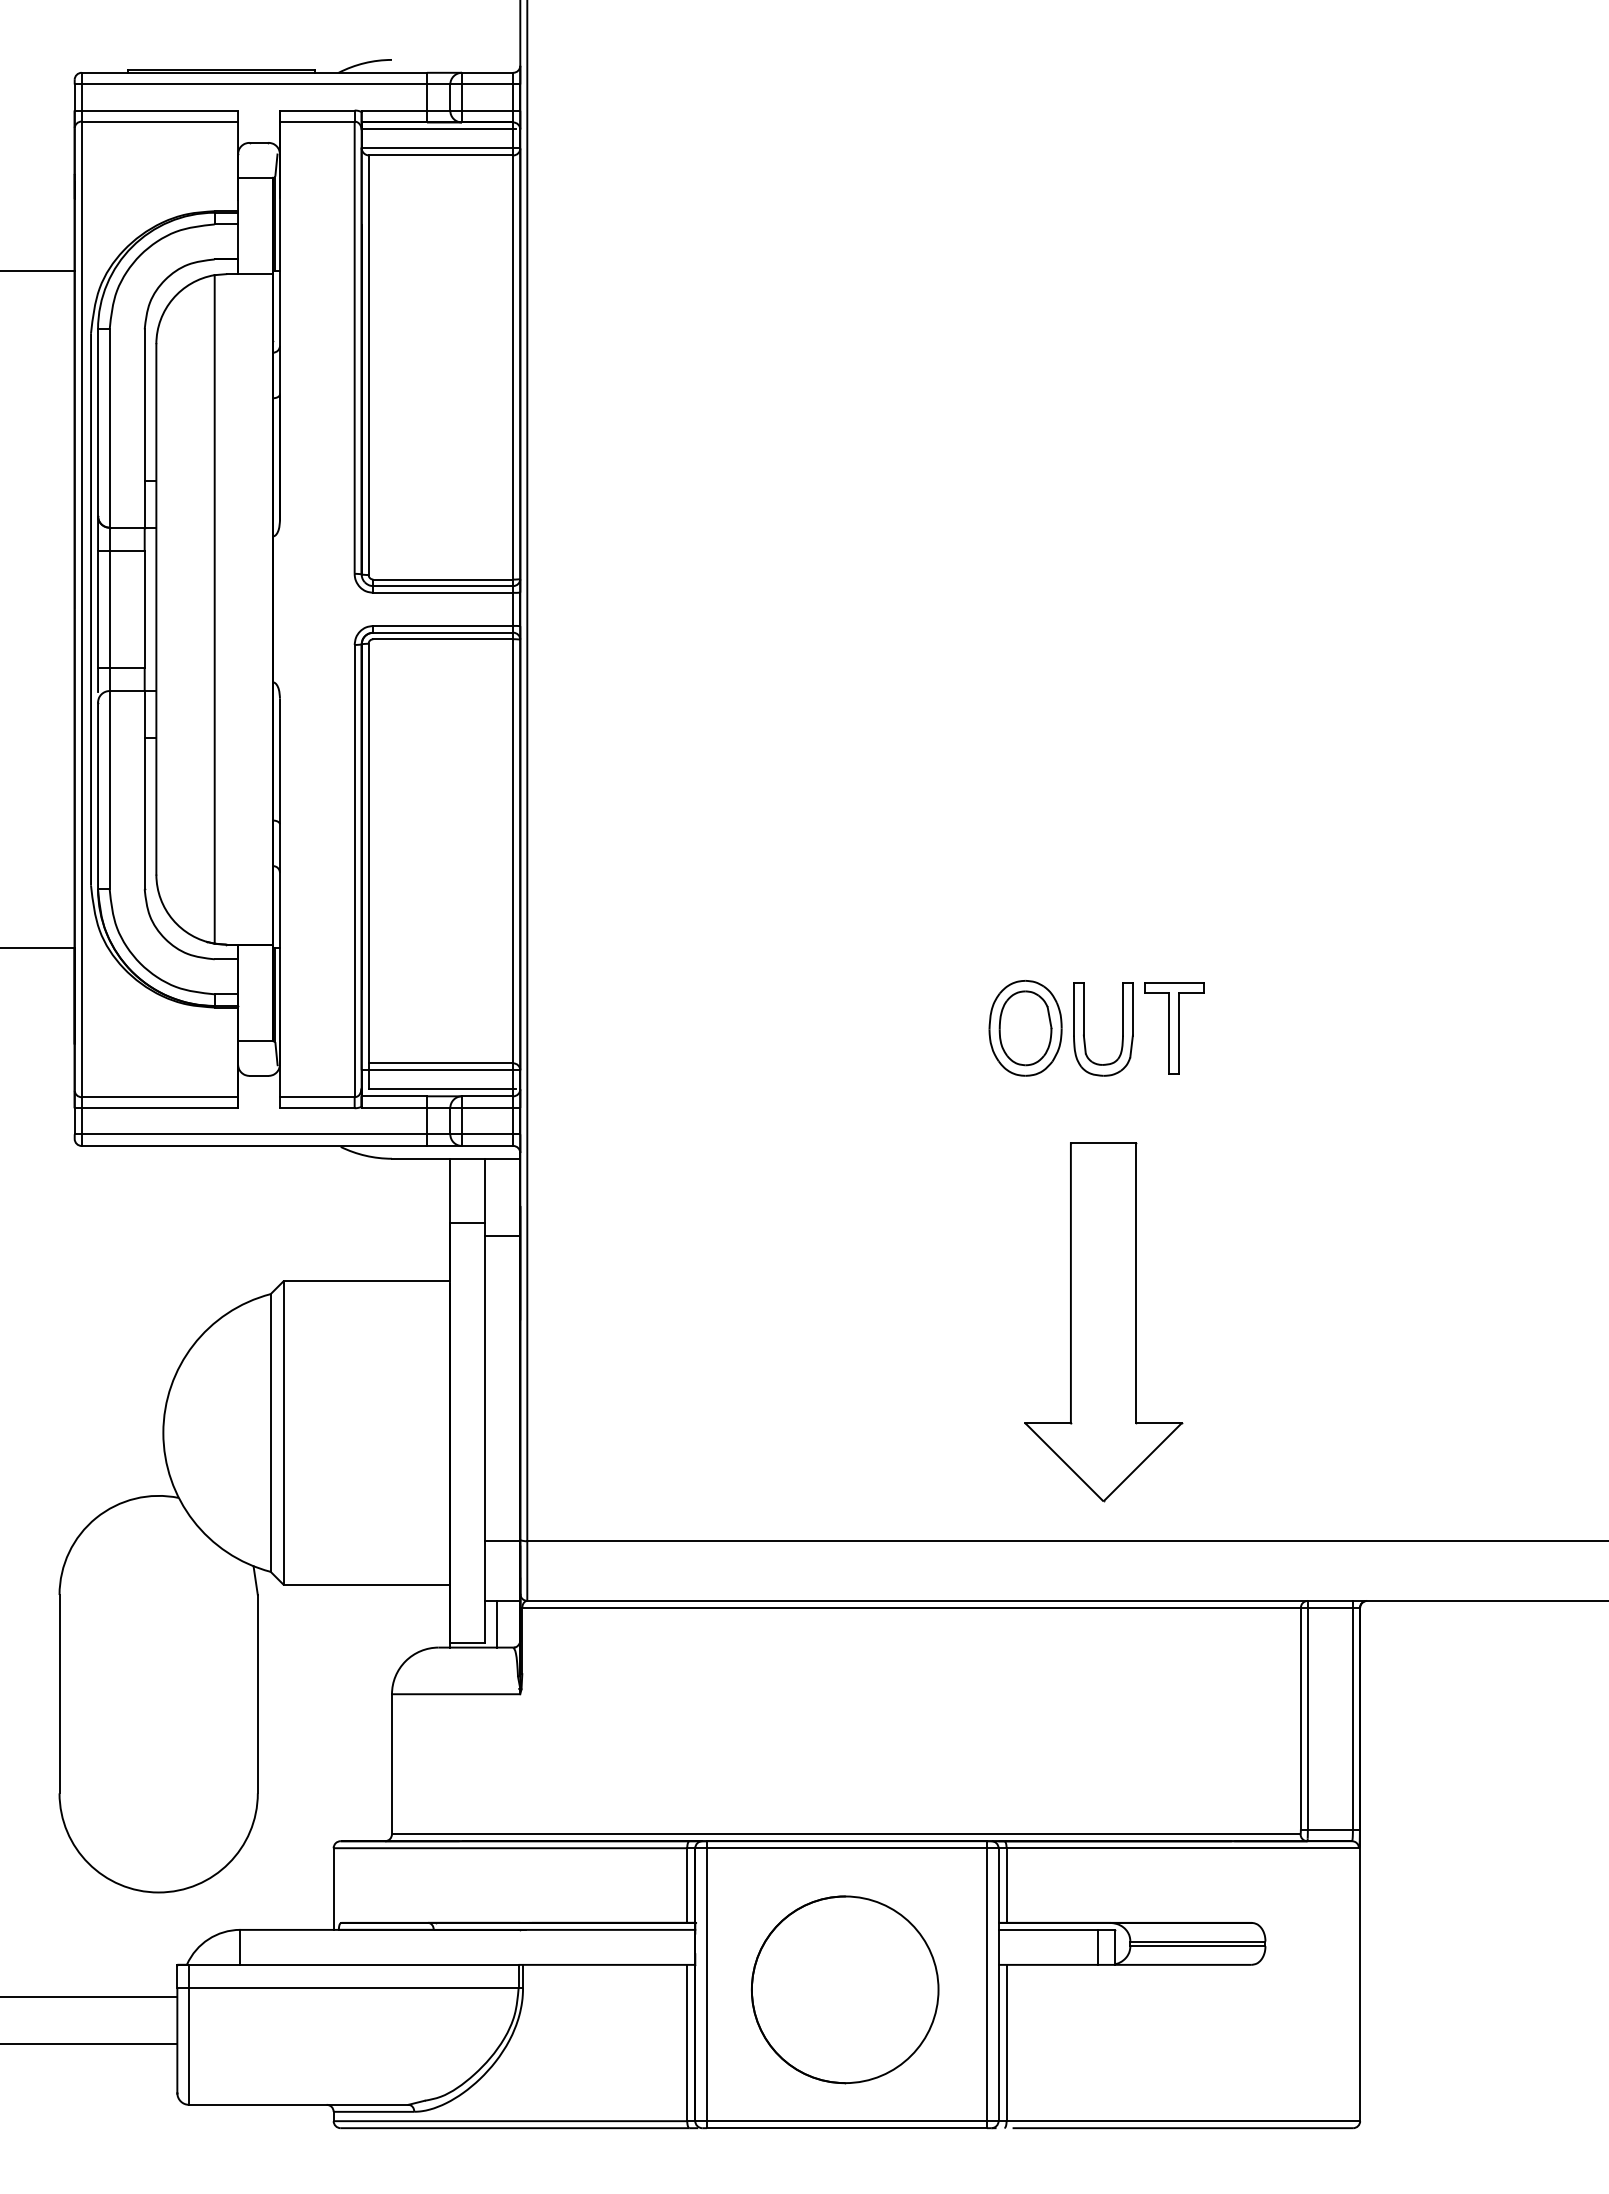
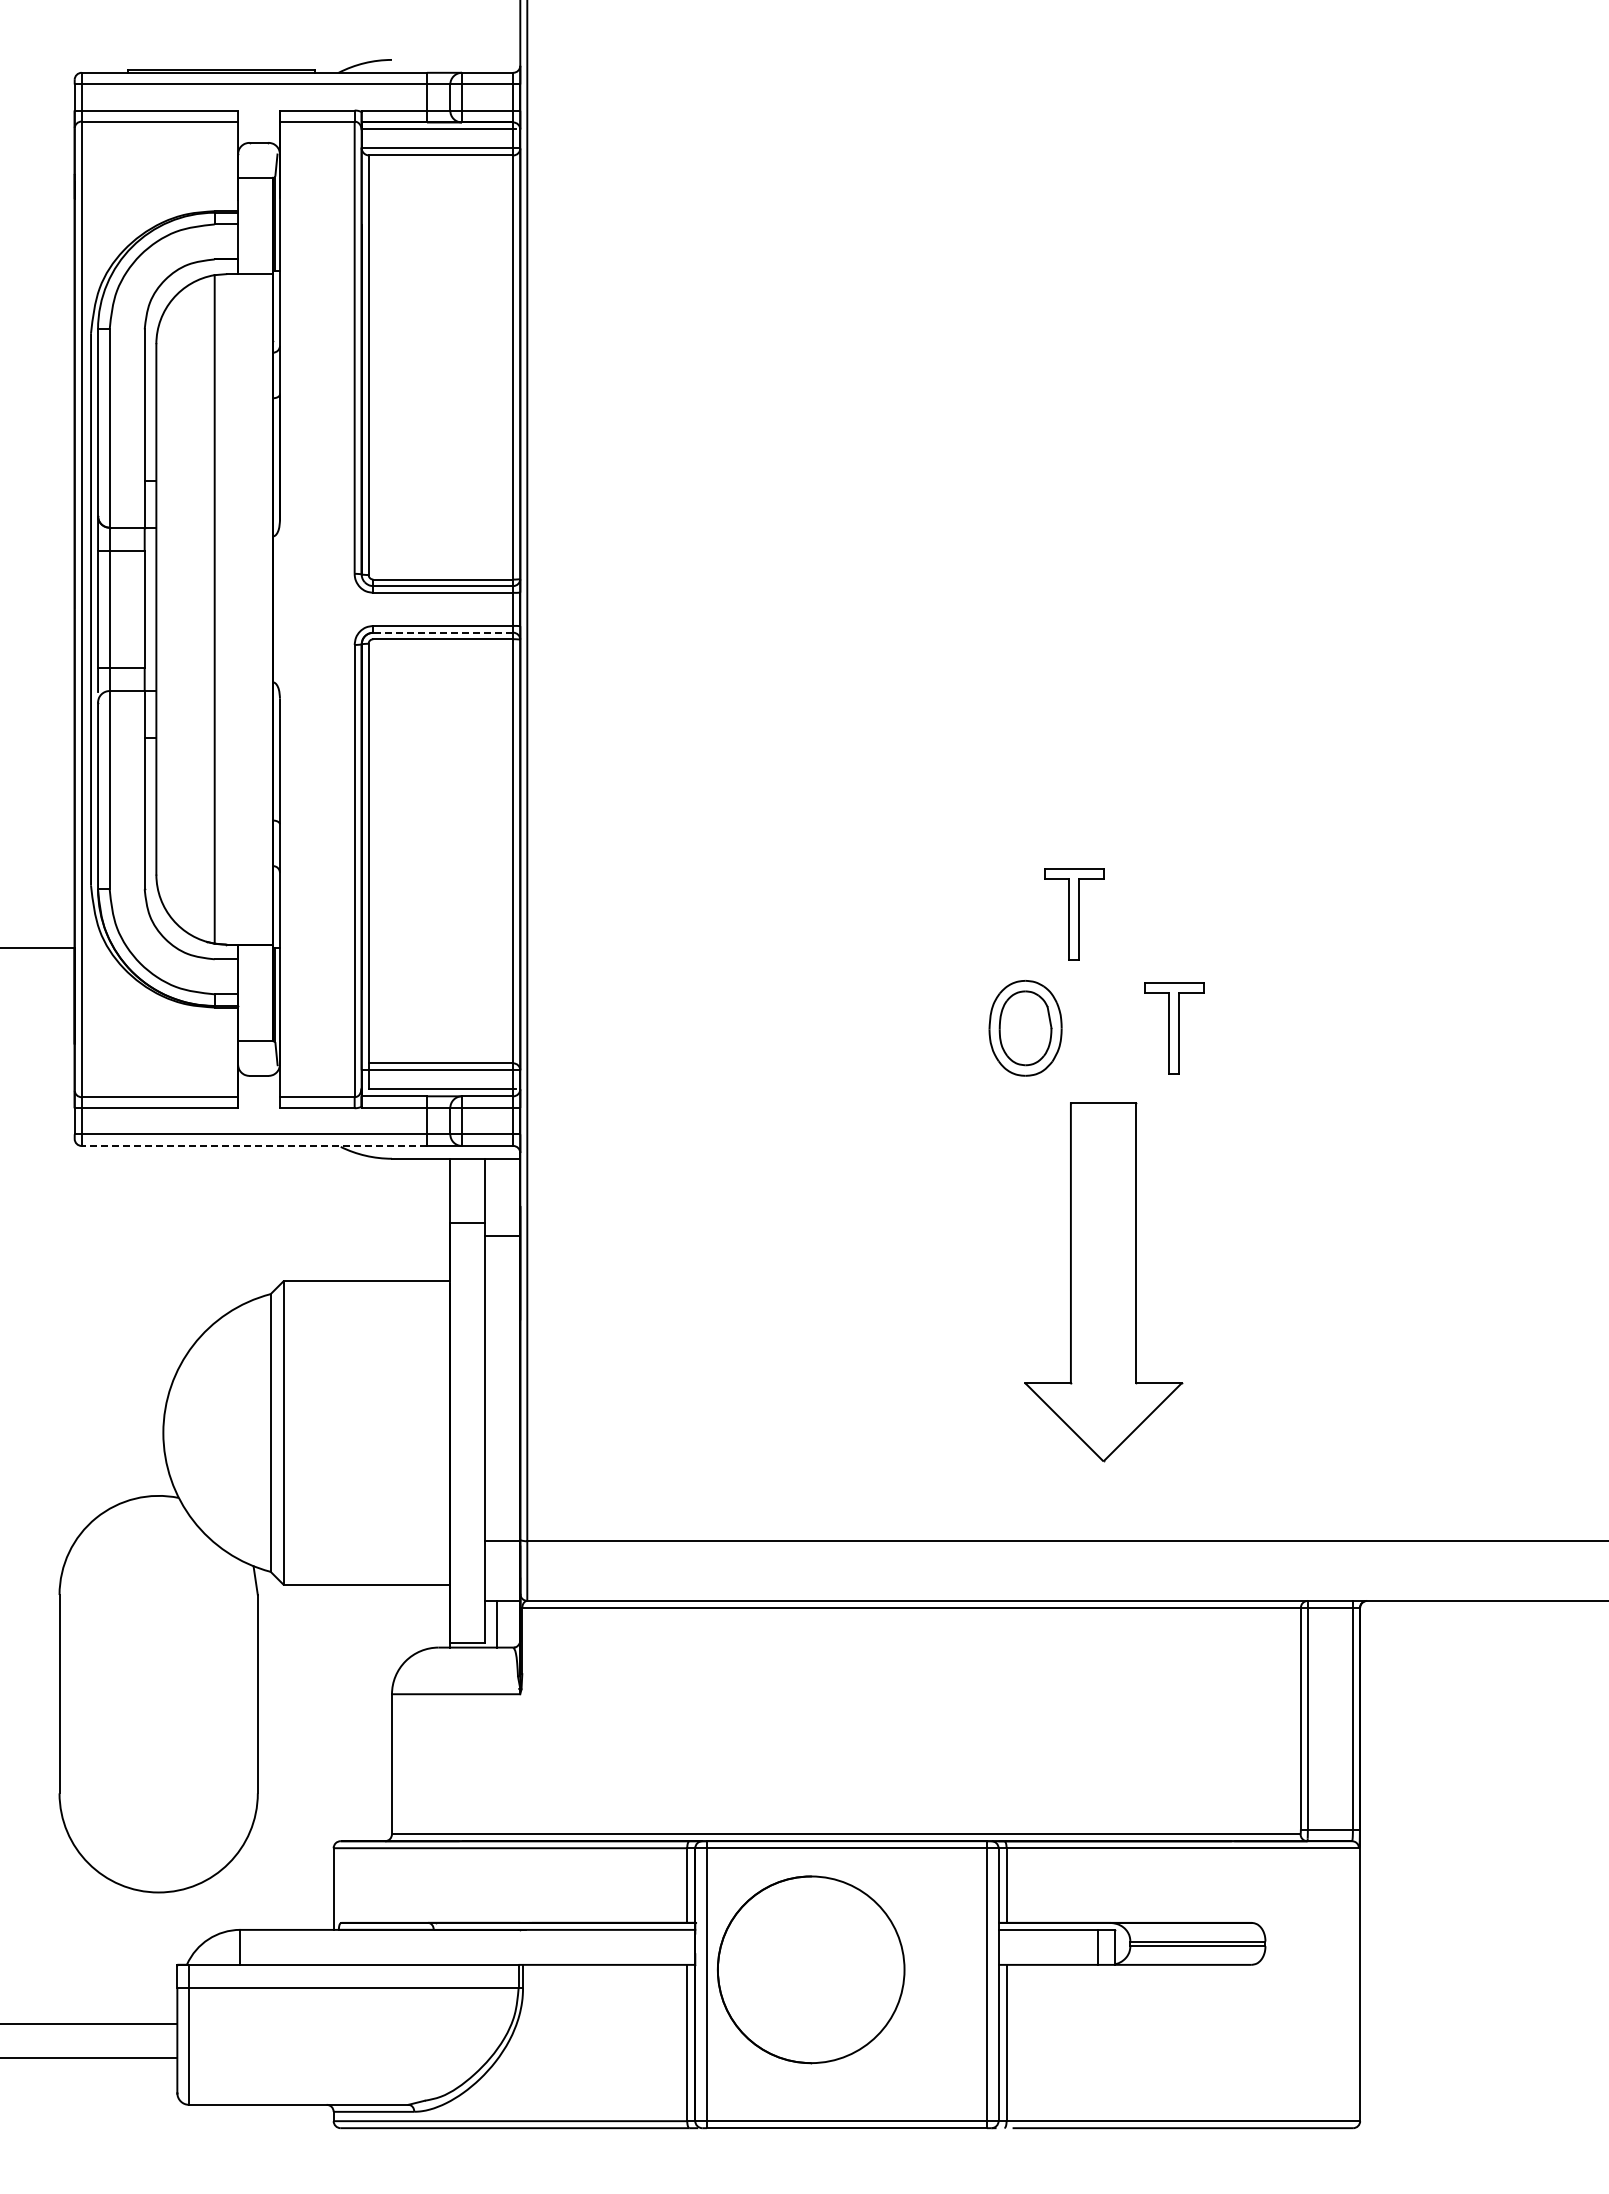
line: present -> none (38, 271)
line: solid -> dashed (443, 632)
part: none -> present (1074, 914)
part: present -> none (1084, 1029)
line: solid -> dashed (254, 1145)
part position: (1103, 1322) -> (1103, 1282) (1103, 1282)
part position: (844, 1989) -> (810, 1969) (810, 1969)
line position: (89, 1997) -> (89, 2024) (89, 2024)
line position: (89, 2044) -> (89, 2058) (89, 2058)
